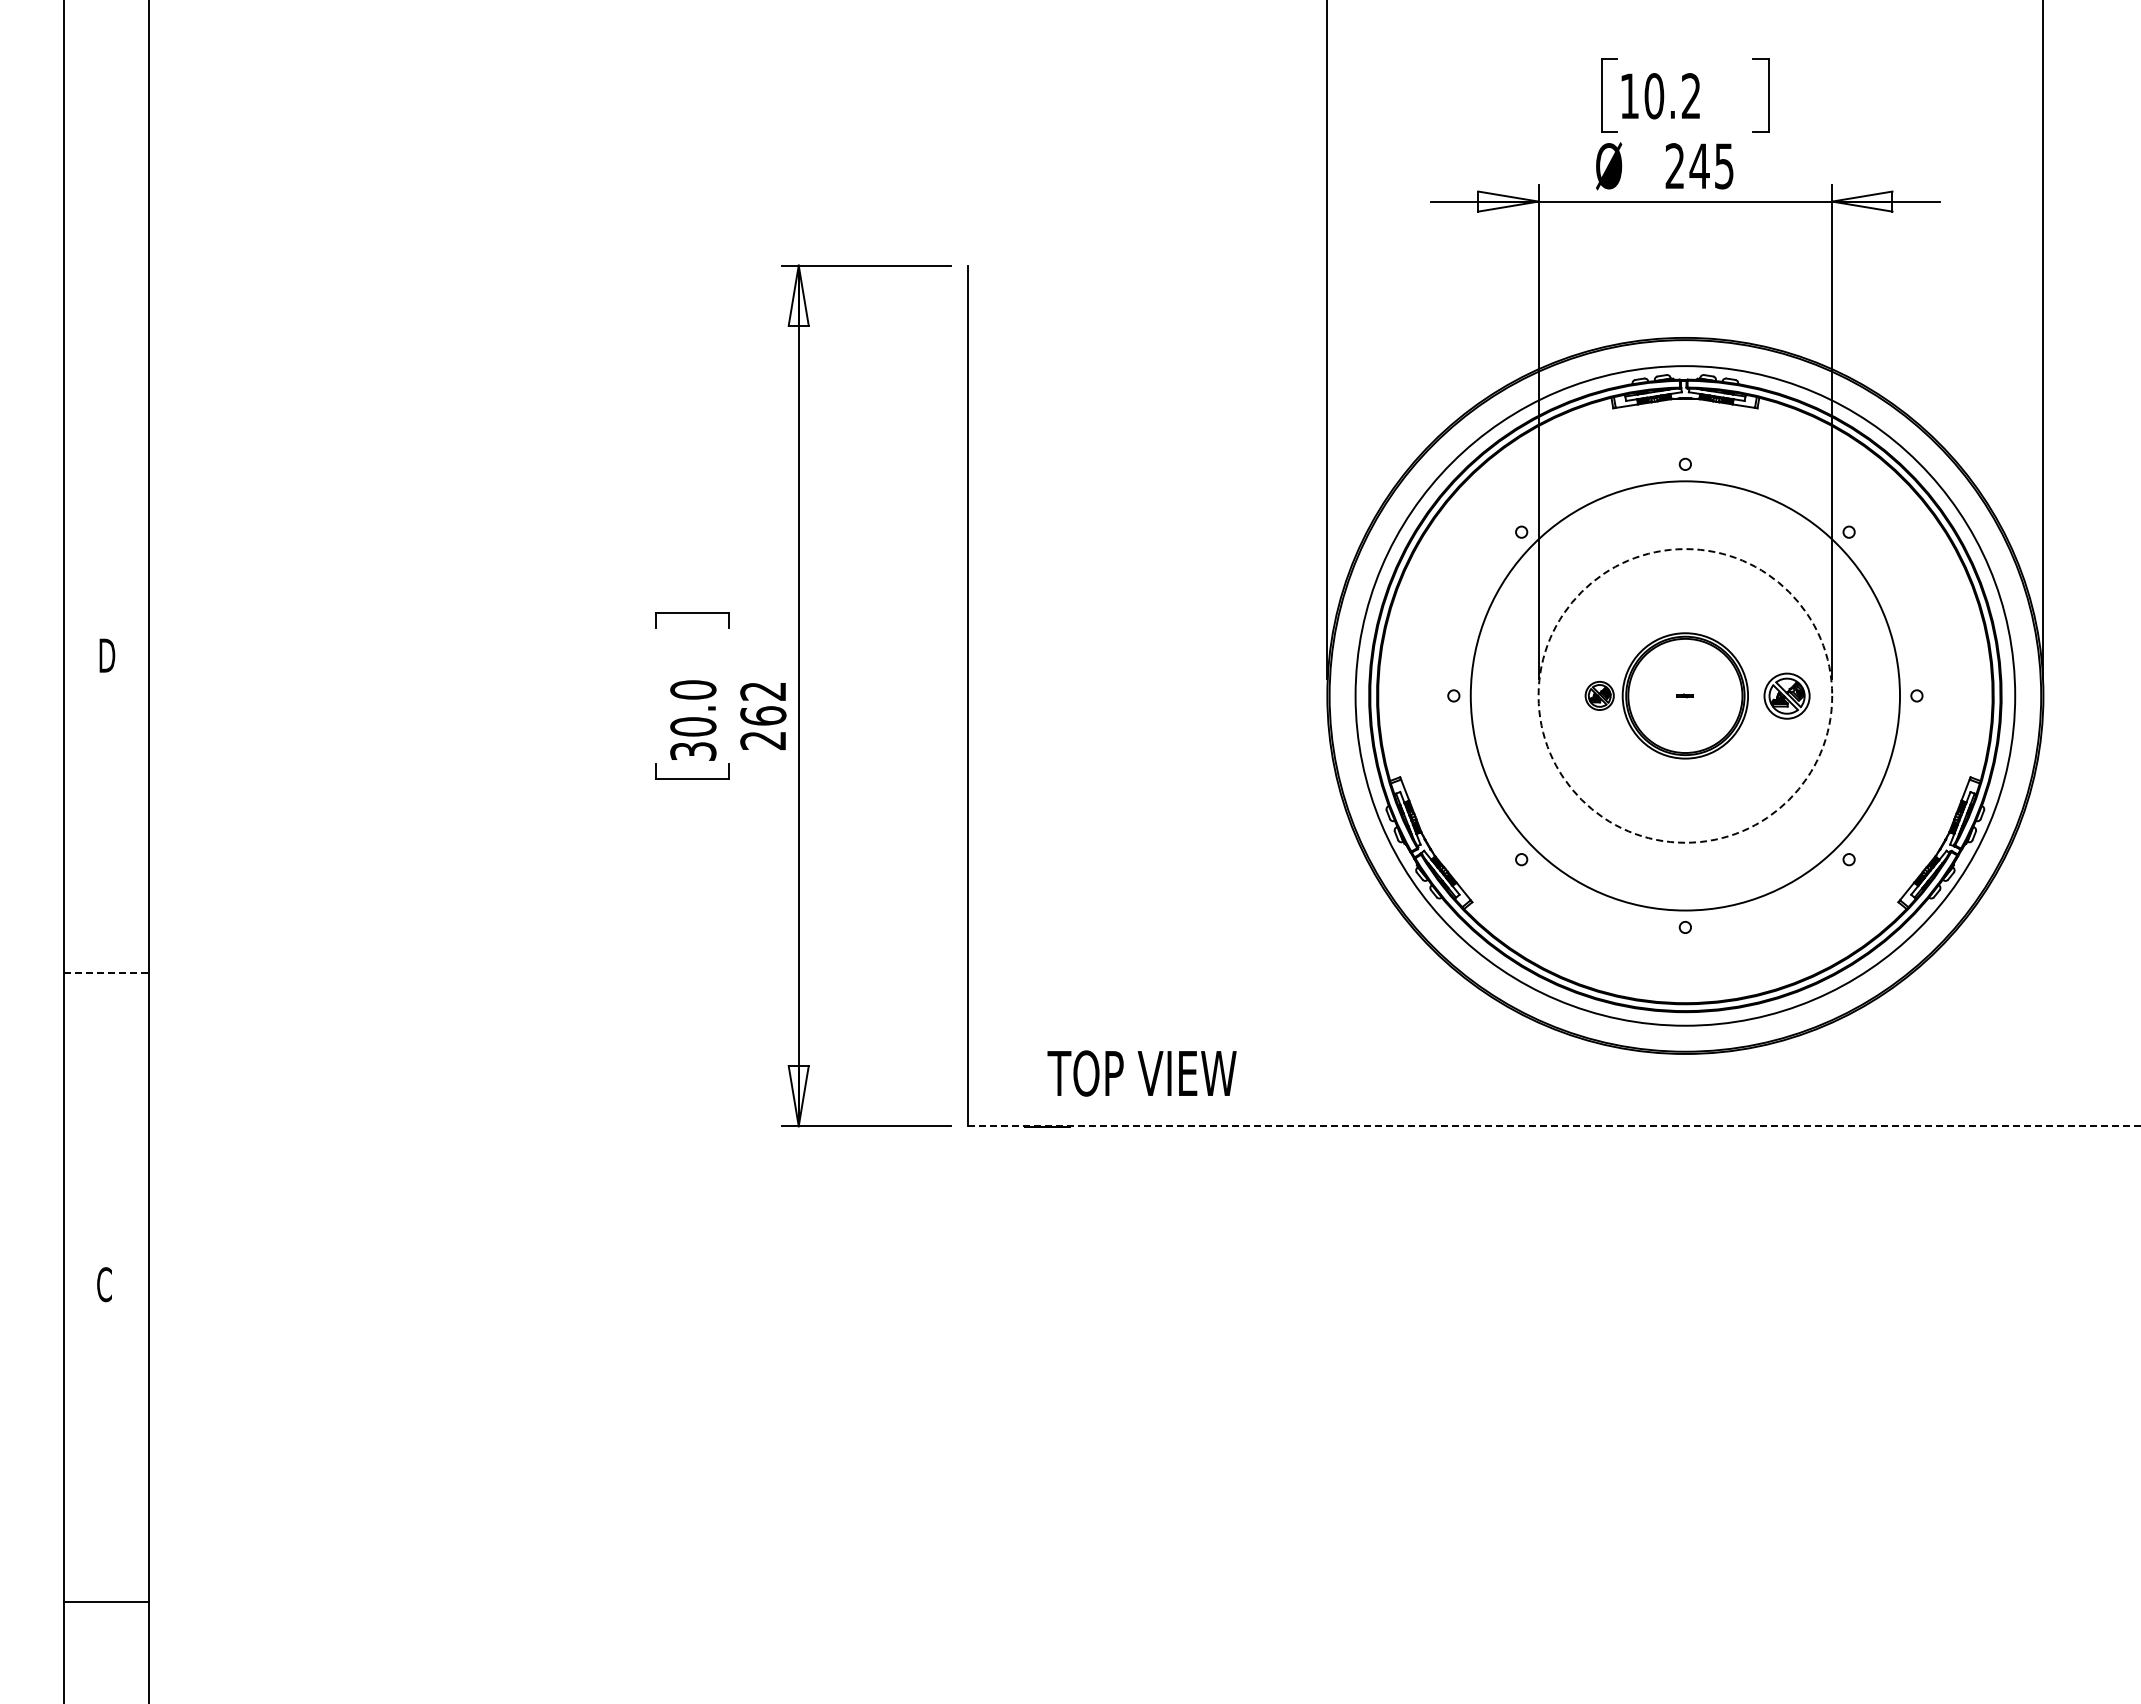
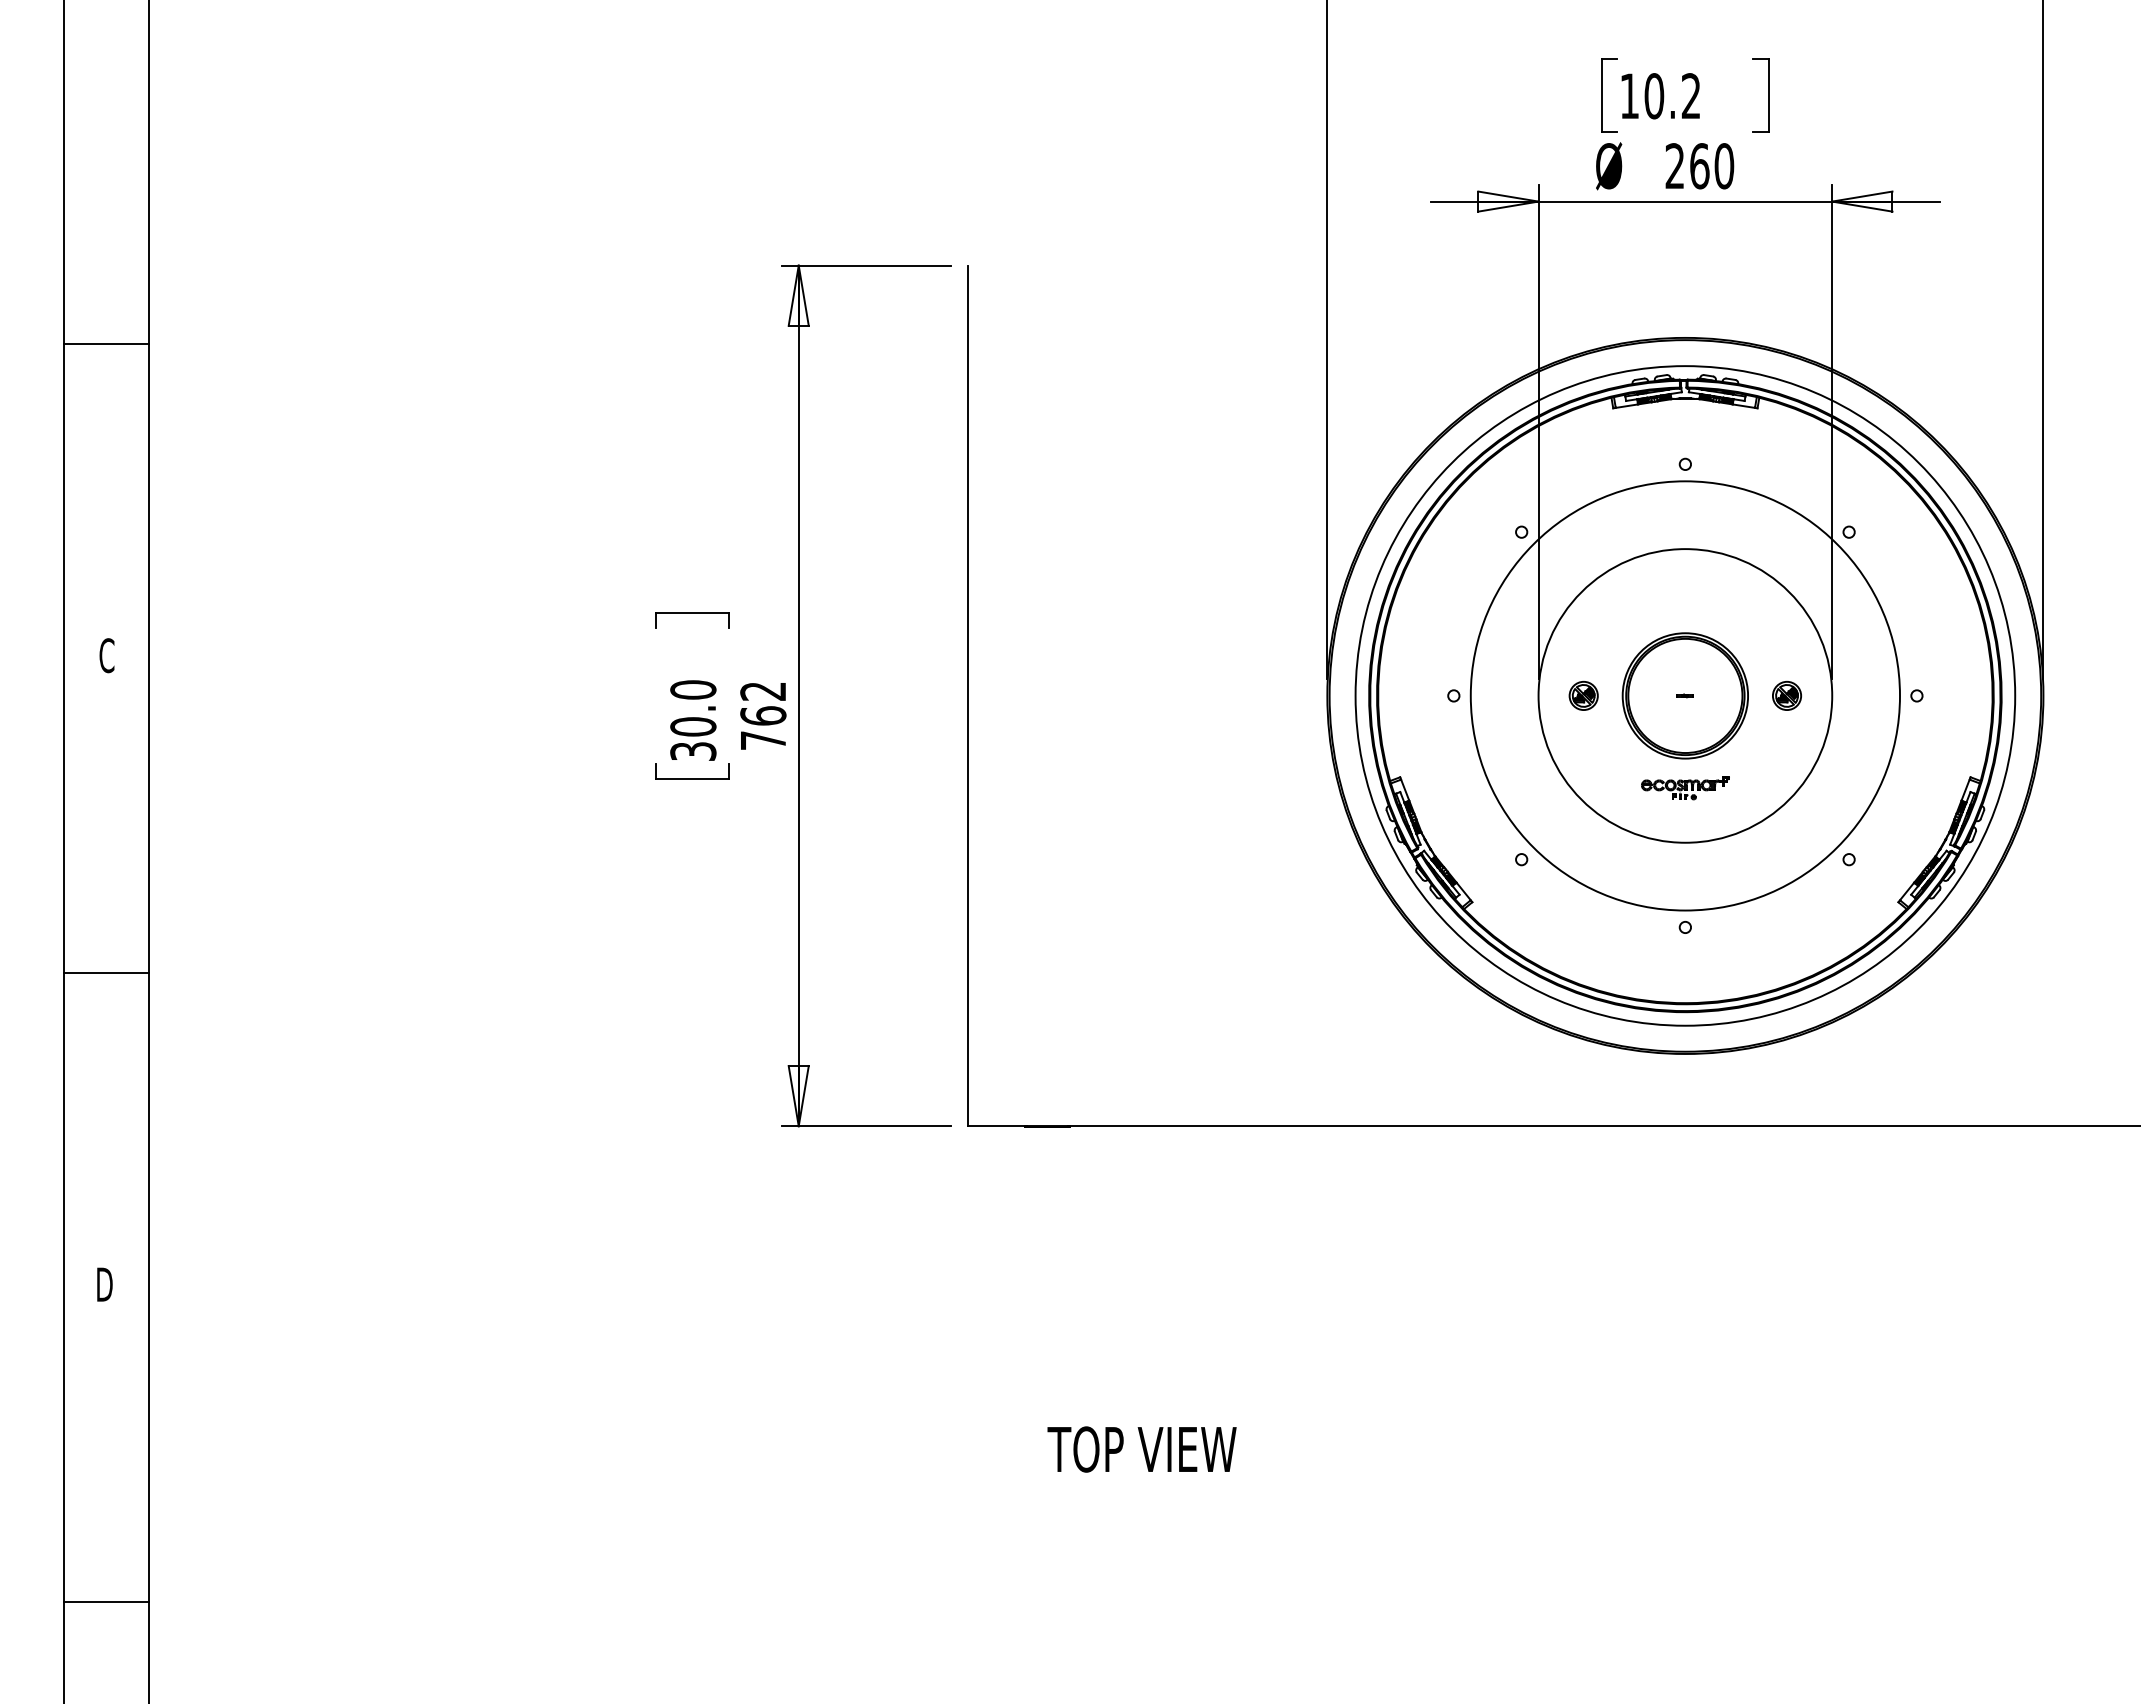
text: 245 -> 260 (1711, 166)
line: none -> present (106, 344)
text: D -> C (107, 655)
part position: (1599, 695) -> (1583, 695) (1583, 695)
circle: dashed -> solid (1685, 695)
part size: 48x48 px -> 30x31 px (1786, 695)
text: 262 -> 762 (762, 740)
part: none -> present (1685, 788)
line: dashed -> solid (107, 973)
text position: (1141, 1073) -> (1141, 1449) (1141, 1449)
line: dashed -> solid (1554, 1126)
text: C -> D (104, 1284)
